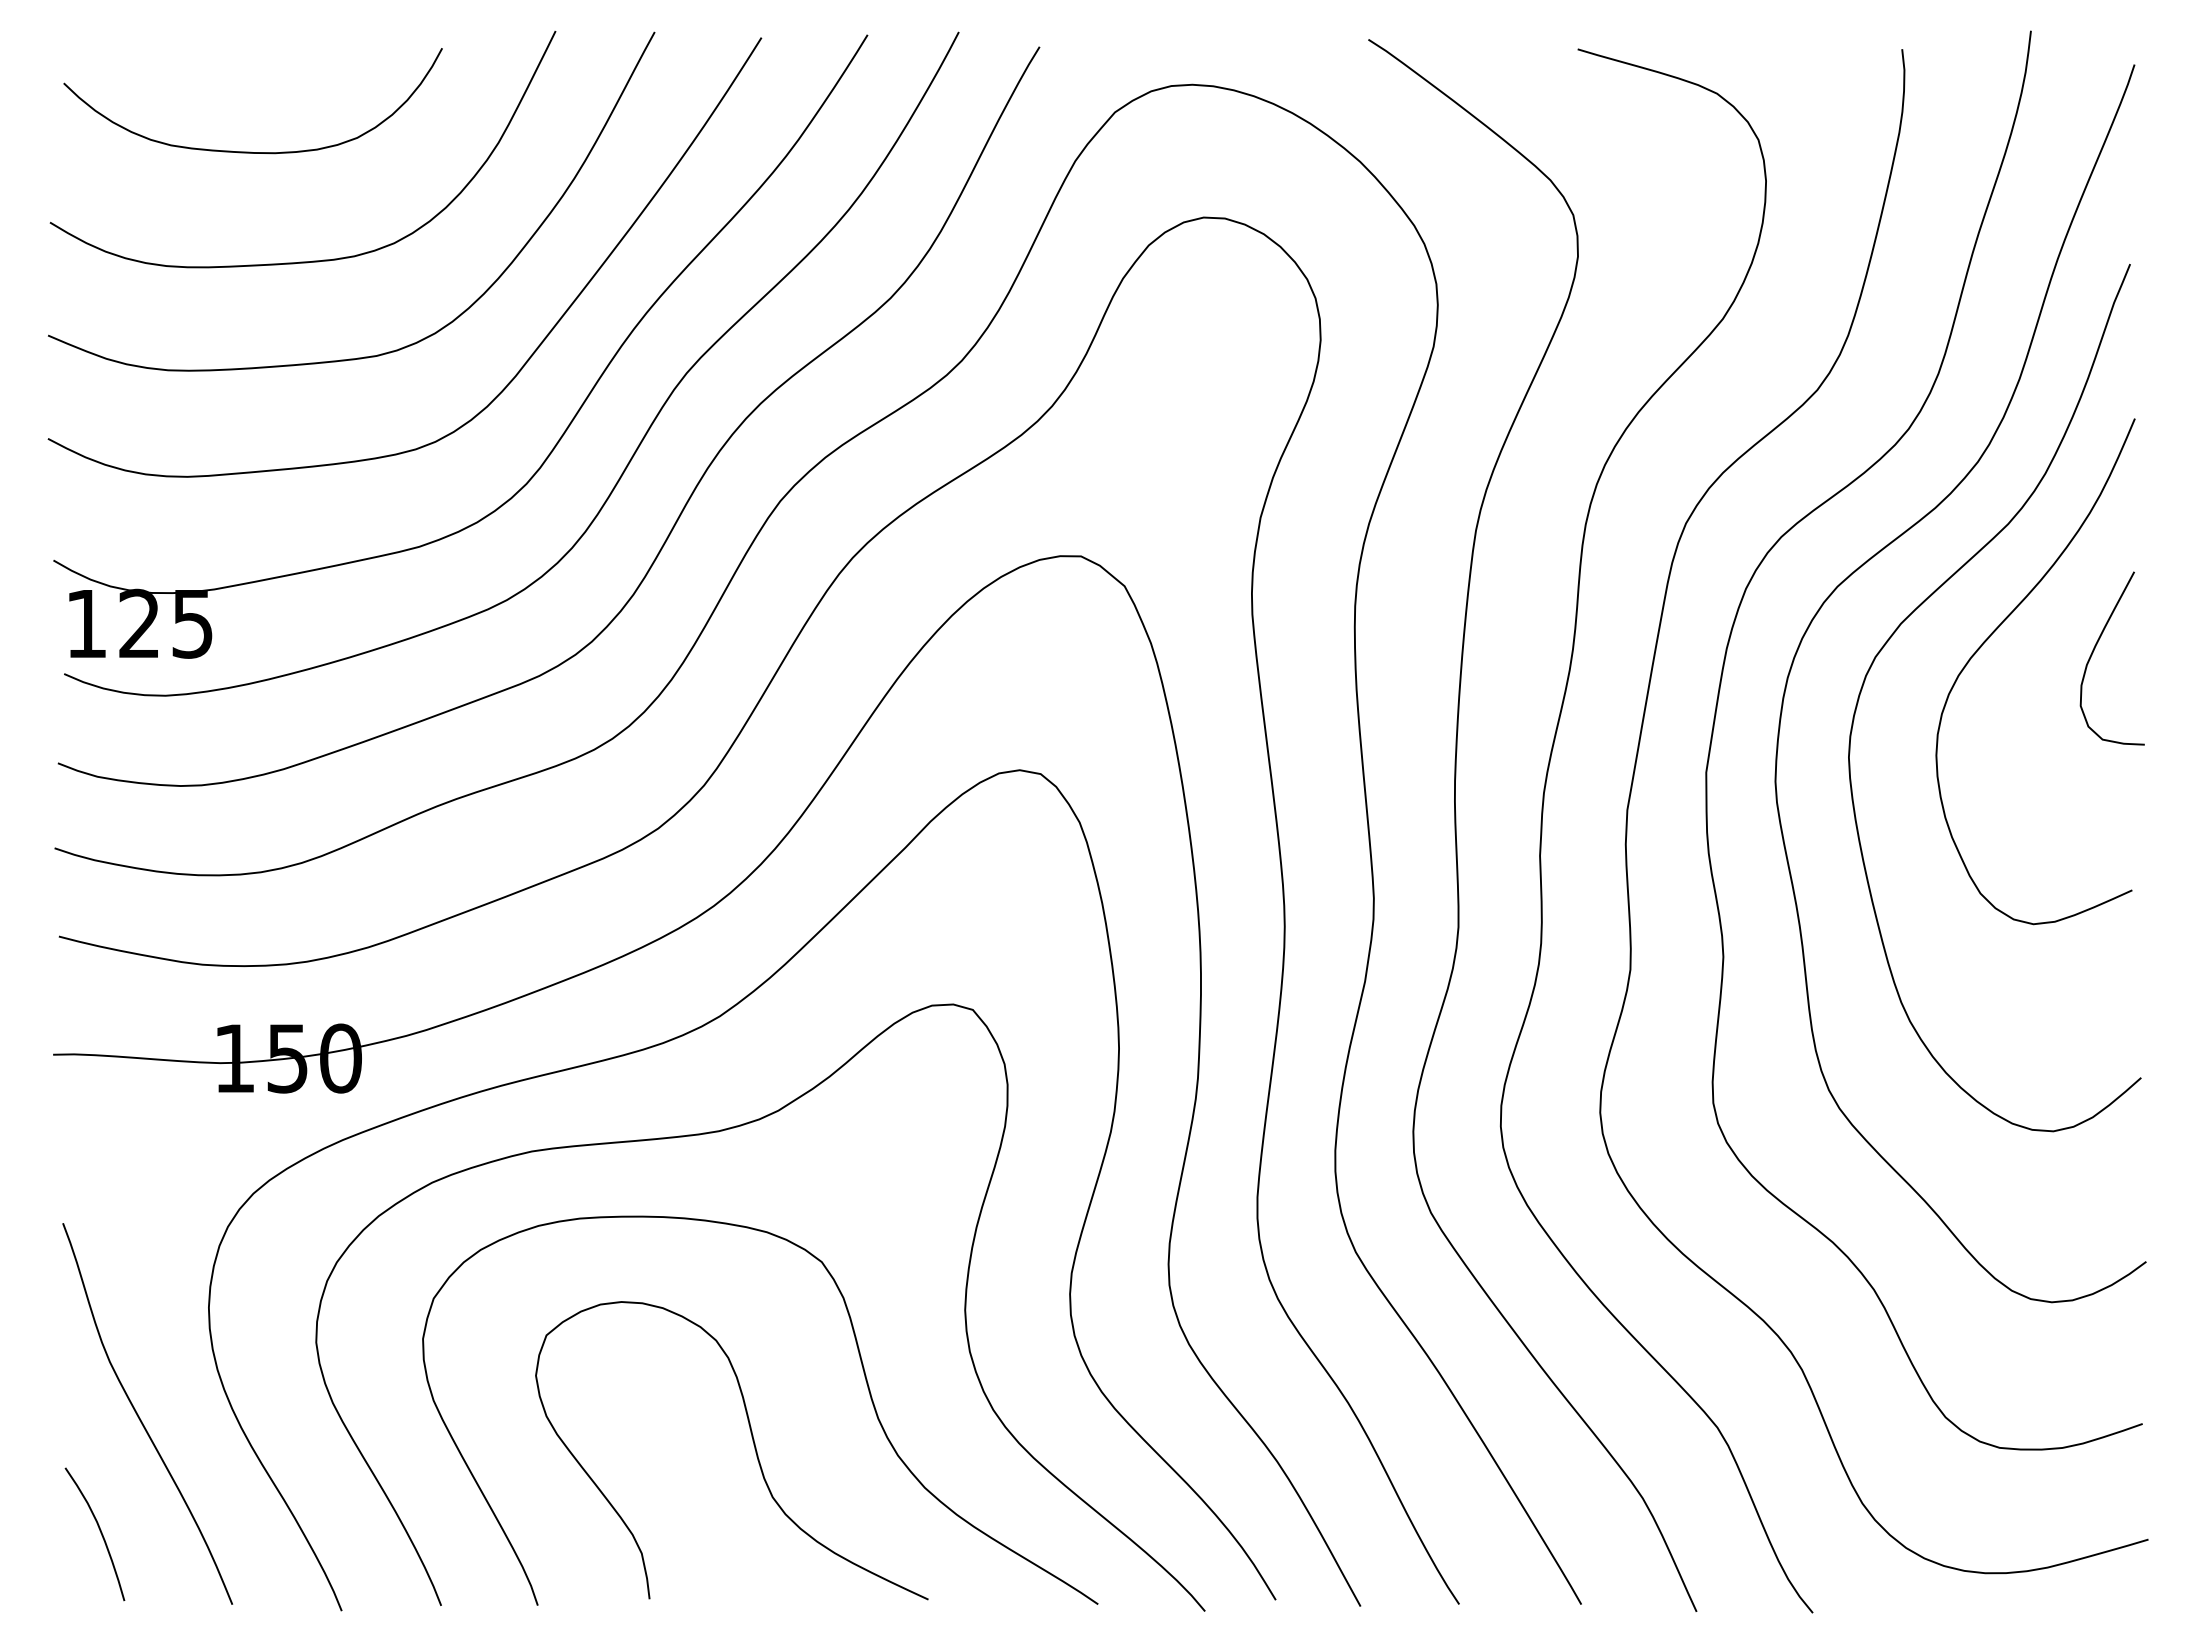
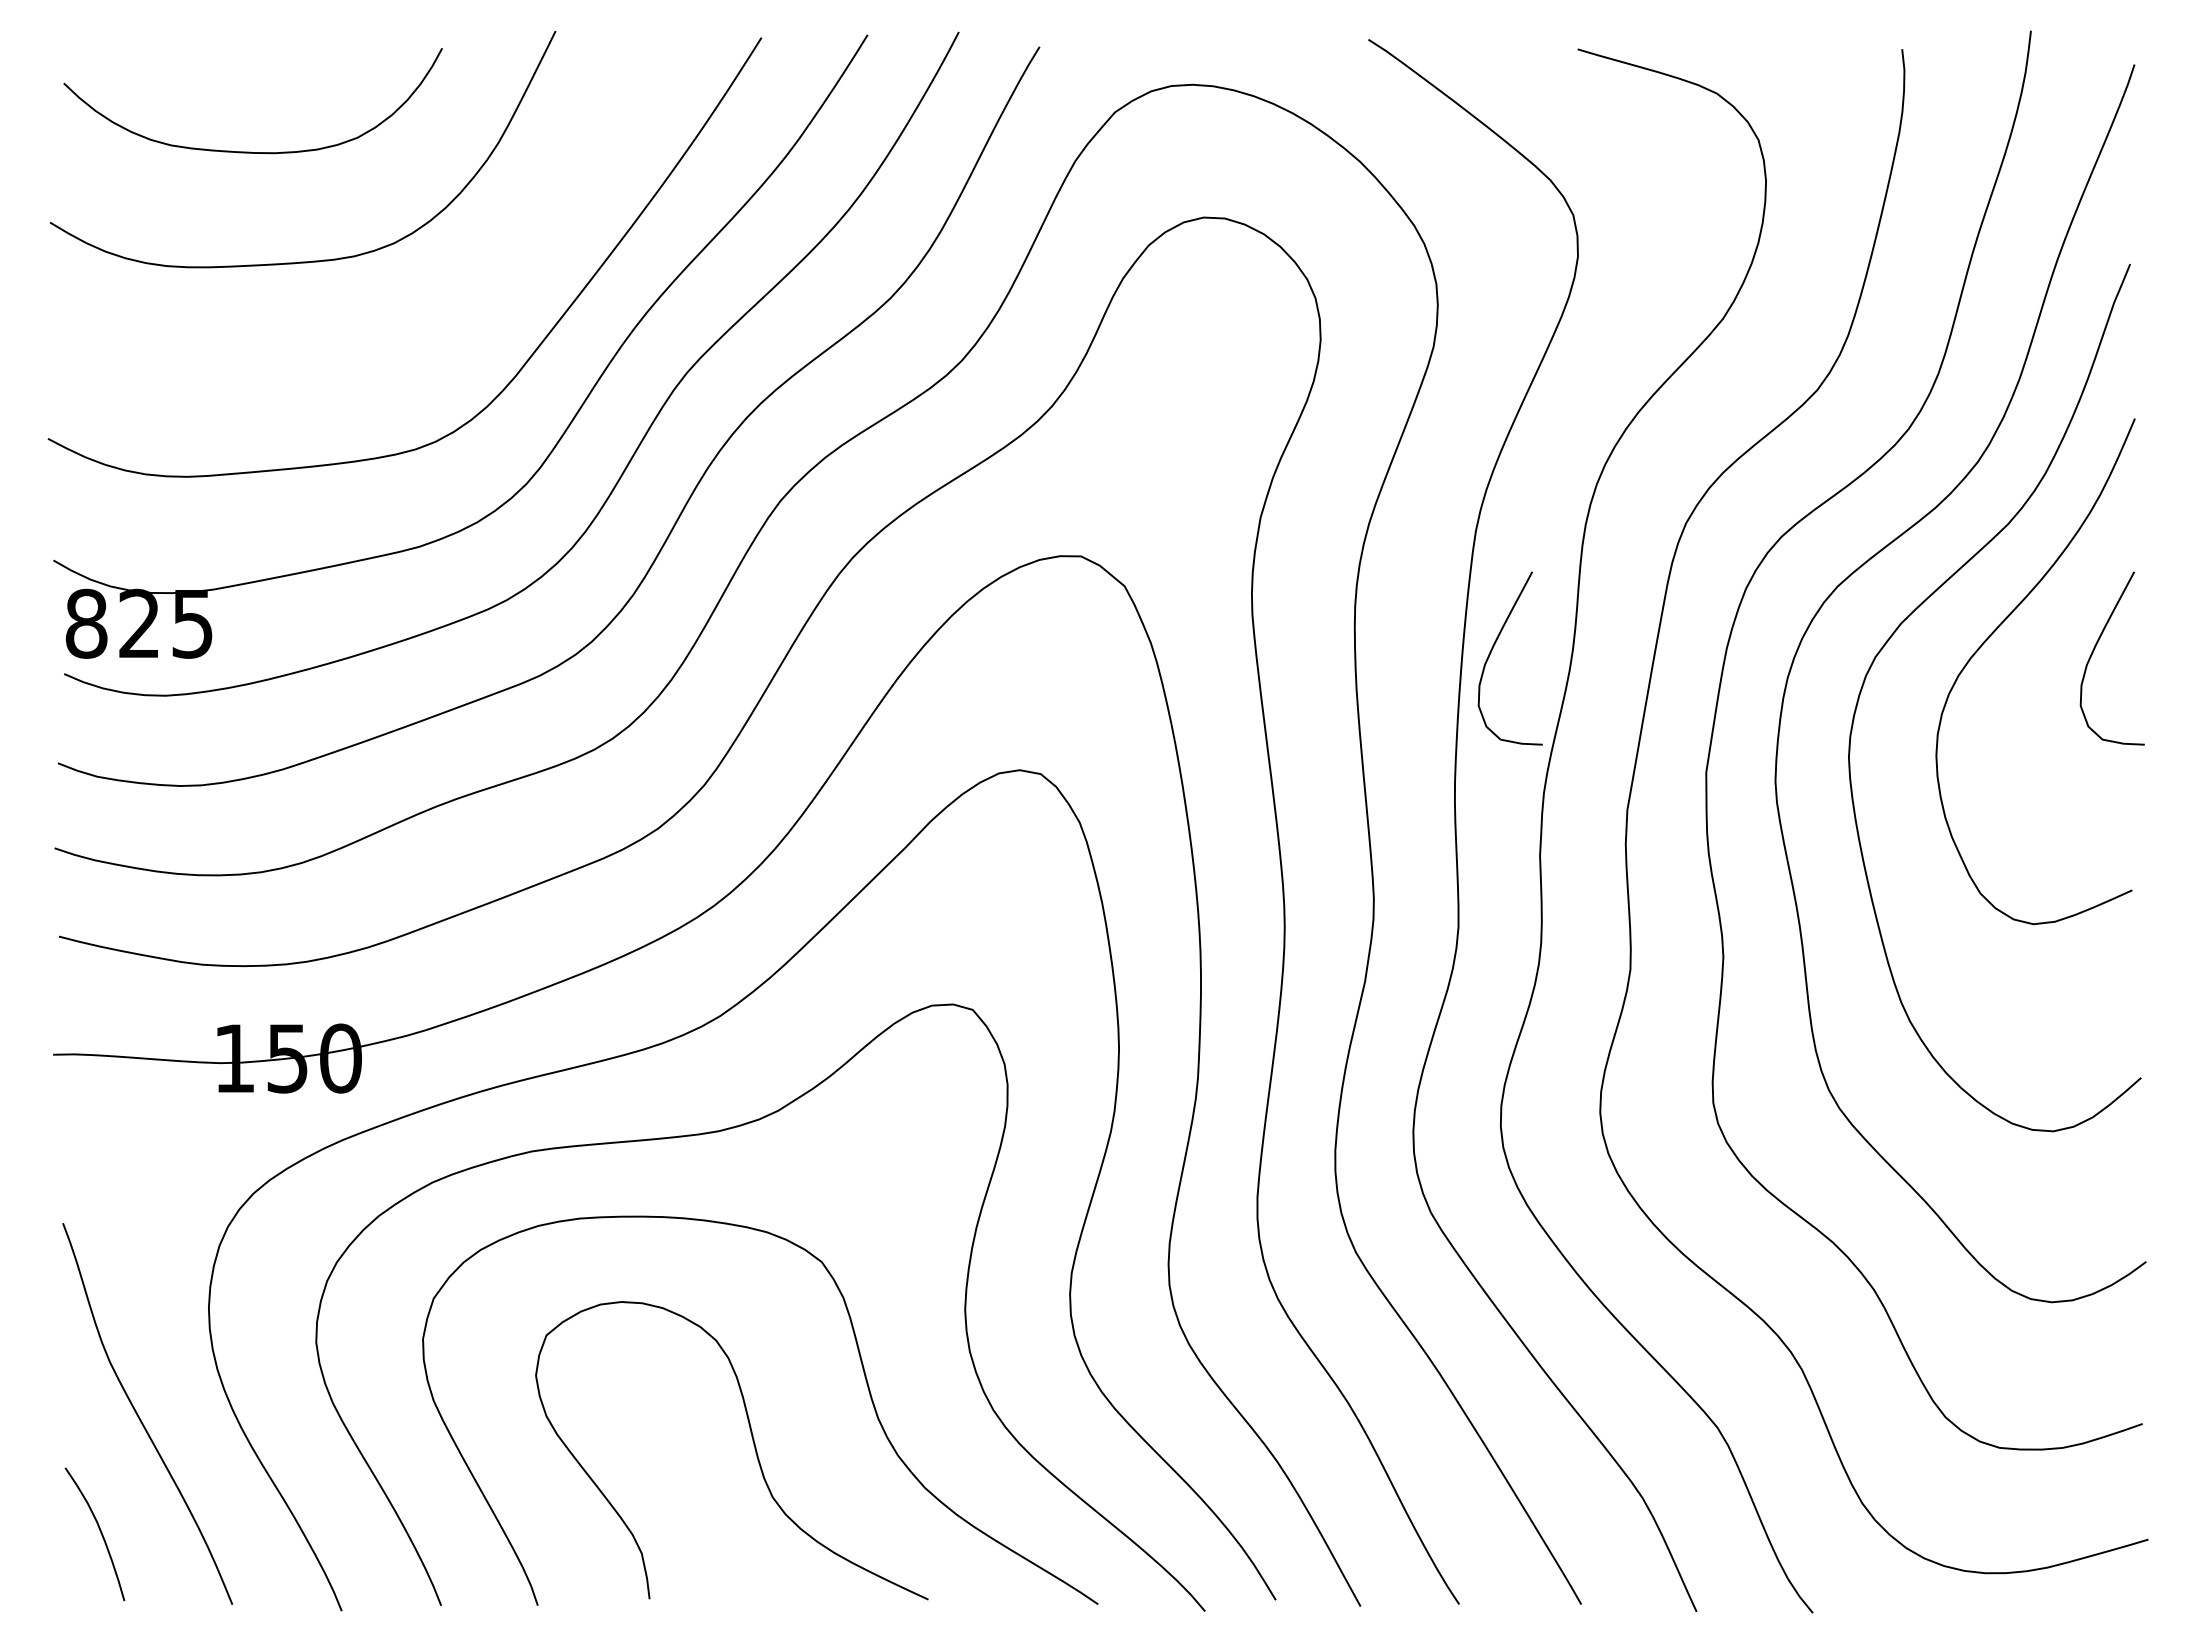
curve: present -> none (406, 345)
text: 125 -> 825 (86, 623)
curve: none -> present (1491, 653)
